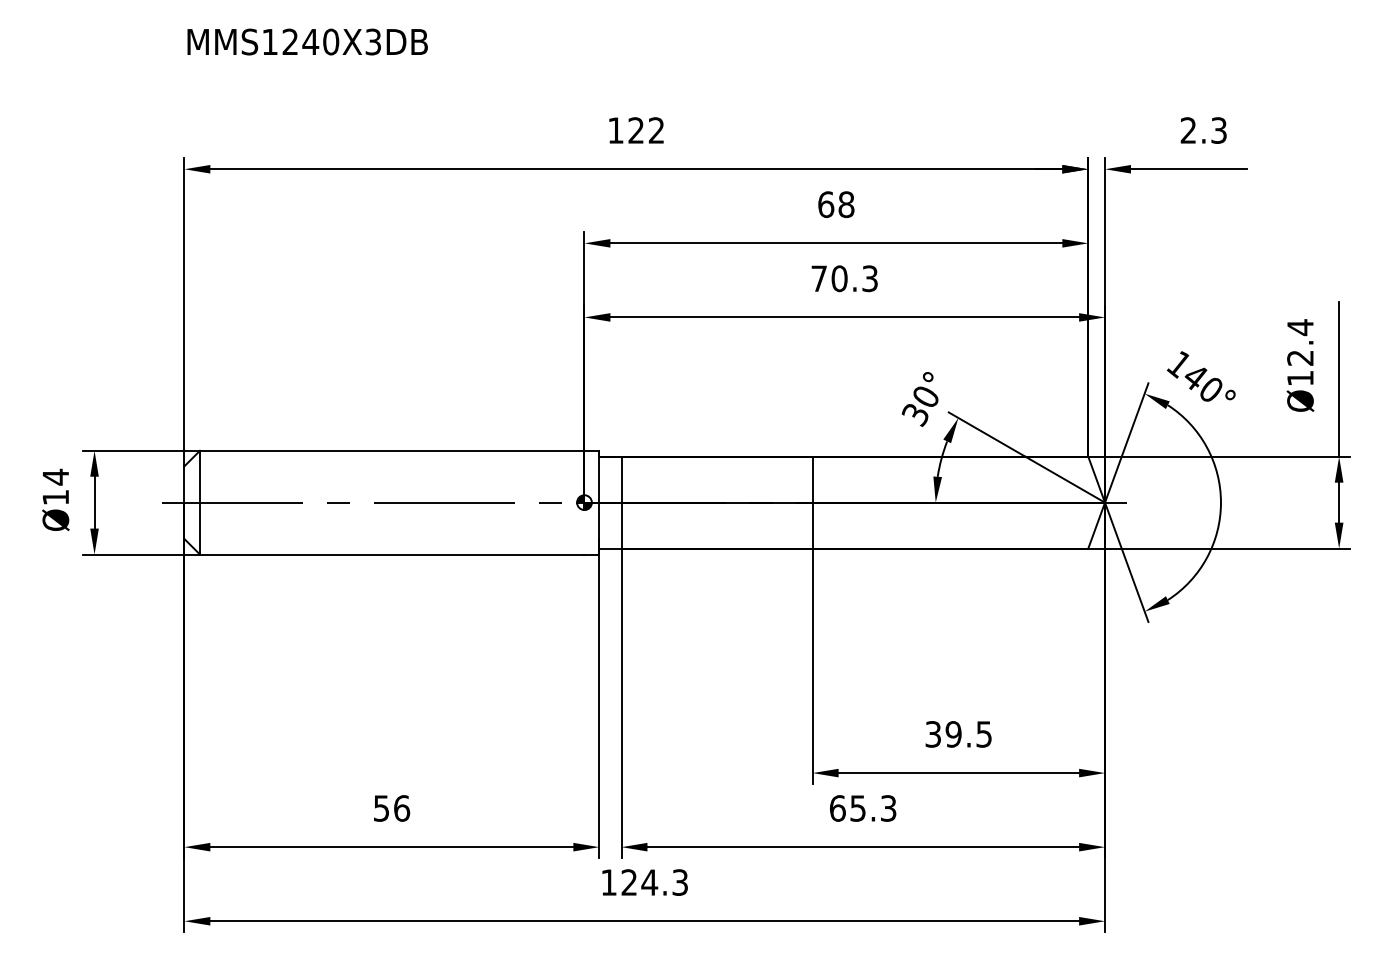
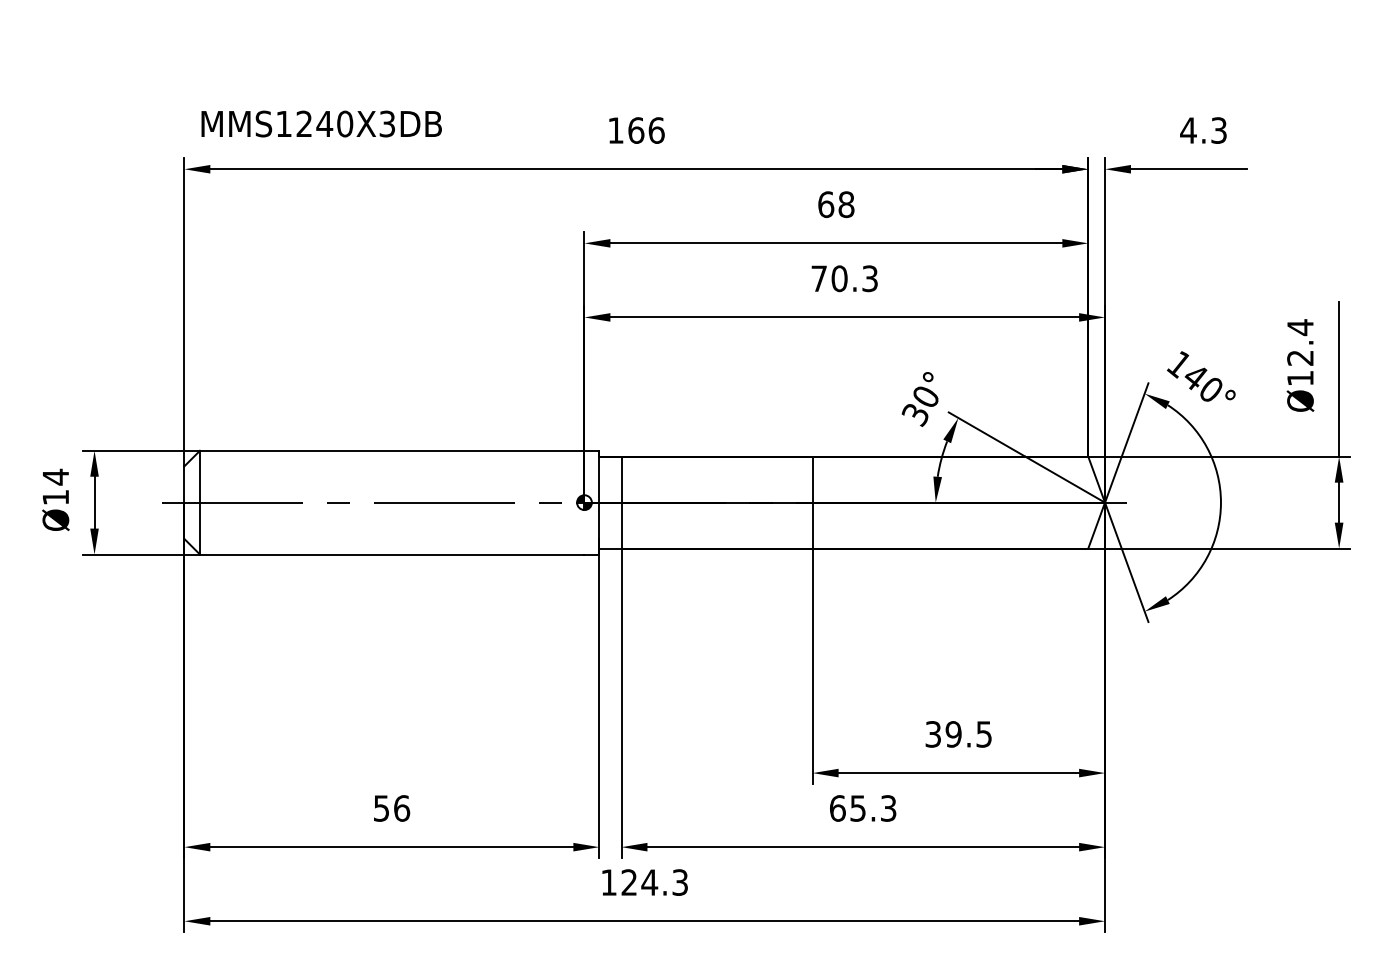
text position: (307, 41) -> (321, 123) (321, 123)
text: 122 -> 166 (646, 130)
text: 2.3 -> 4.3 (1188, 130)
